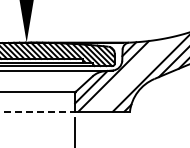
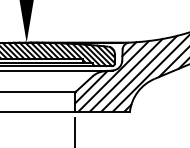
line: none -> present (139, 73)
line: none -> present (125, 75)
line: dashed -> solid (38, 111)
